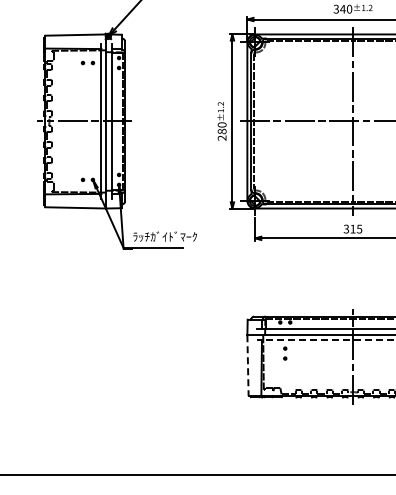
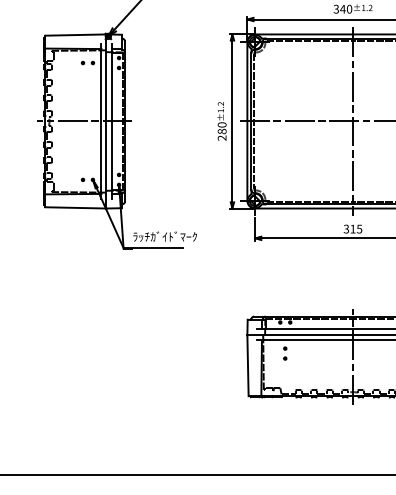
line: dashed -> solid (326, 340)
line: dashed -> solid (248, 366)
